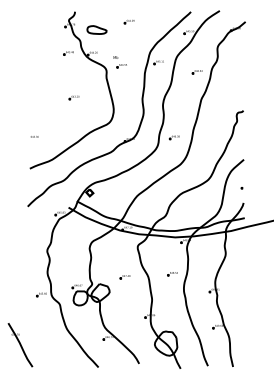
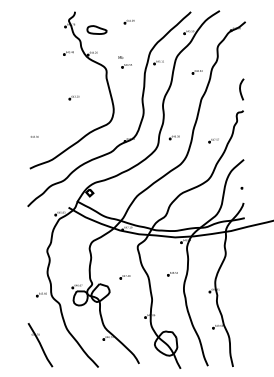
part position: (119, 62) -> (124, 62) (124, 62)
curve: none -> present (240, 89)
part: none -> present (213, 140)
part position: (20, 345) -> (40, 345) (40, 345)
